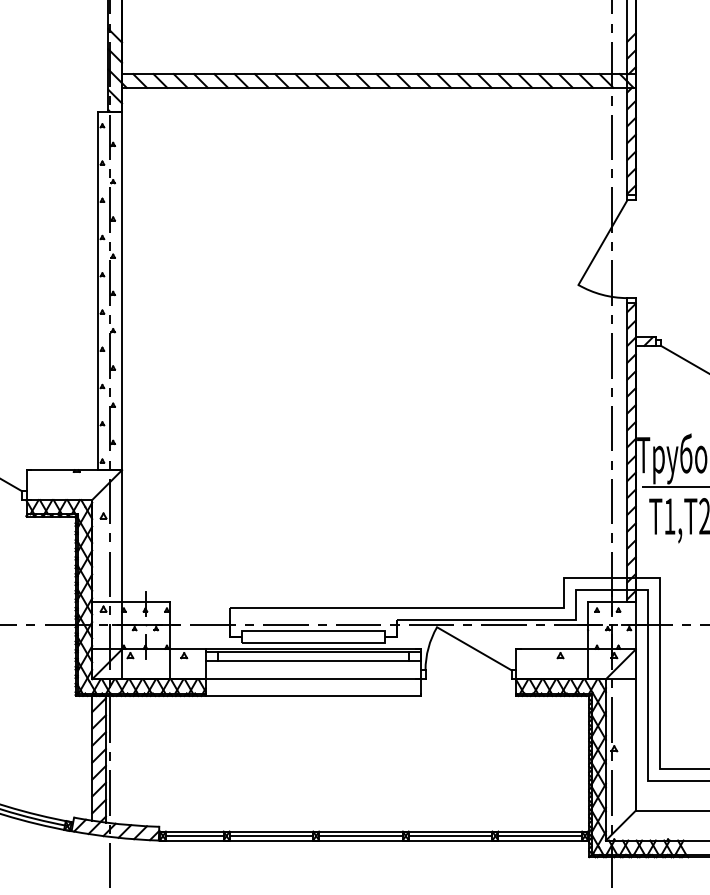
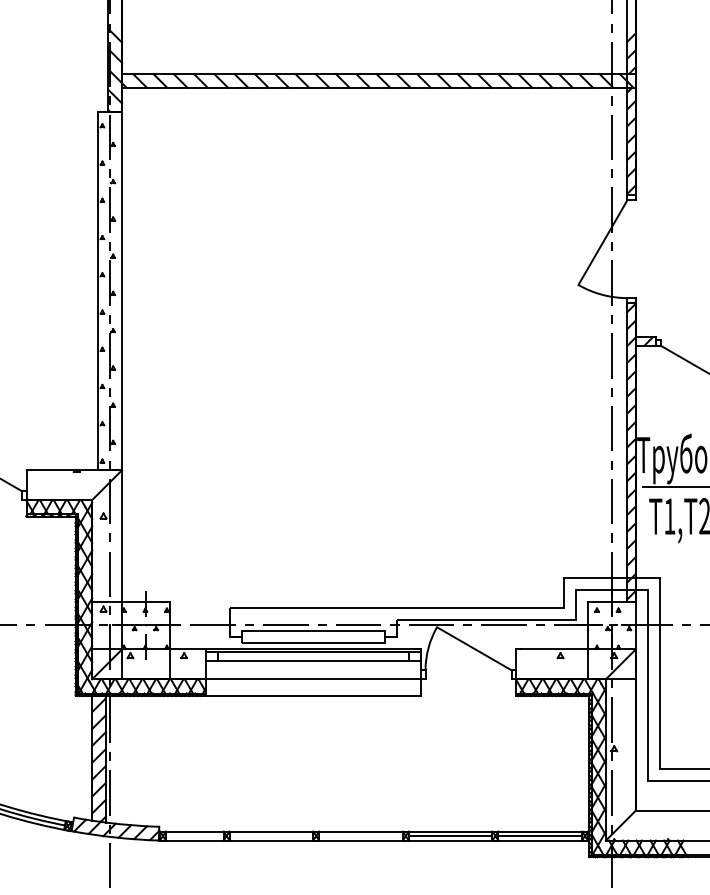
line: present -> none (194, 836)
line: present -> none (271, 836)
line: present -> none (360, 836)
